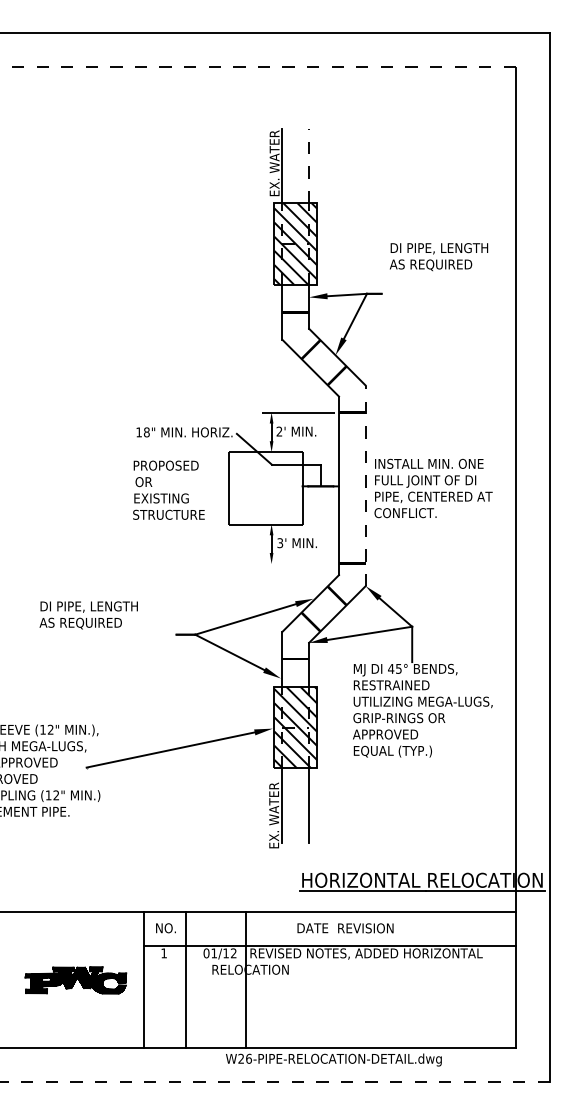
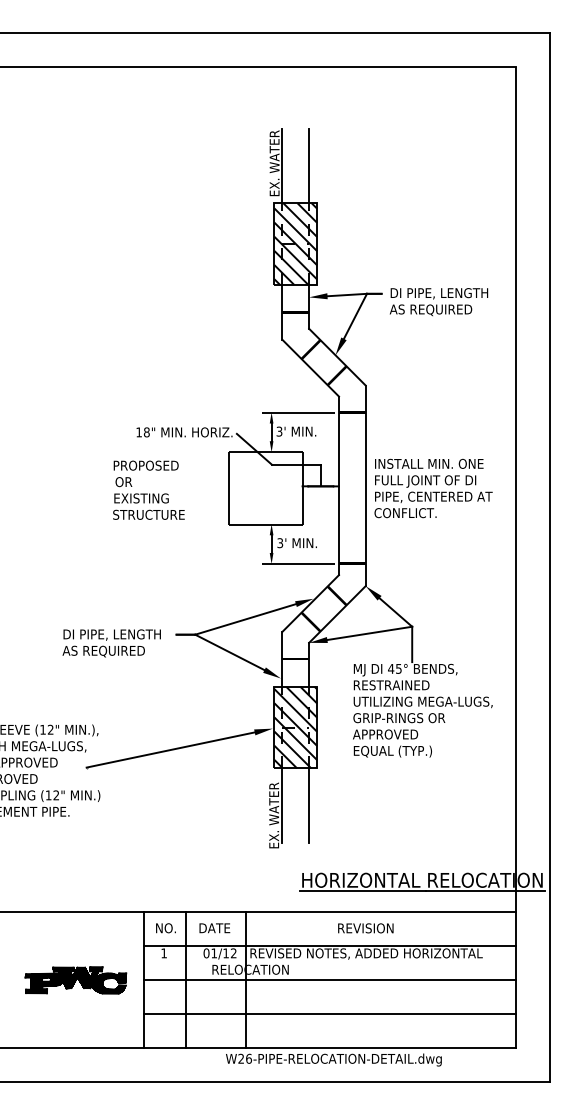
line: dashed -> solid (258, 67)
line: dashed -> solid (309, 165)
text position: (438, 257) -> (438, 302) (438, 302)
text: 2' -> 3' (279, 431)
line: dashed -> solid (365, 485)
text position: (168, 489) -> (148, 489) (148, 489)
line: none -> present (298, 563)
text position: (88, 615) -> (111, 643) (111, 643)
text position: (312, 928) -> (214, 928) (214, 928)
line: none -> present (329, 980)
line: none -> present (329, 1013)
line: dashed -> solid (274, 1081)
